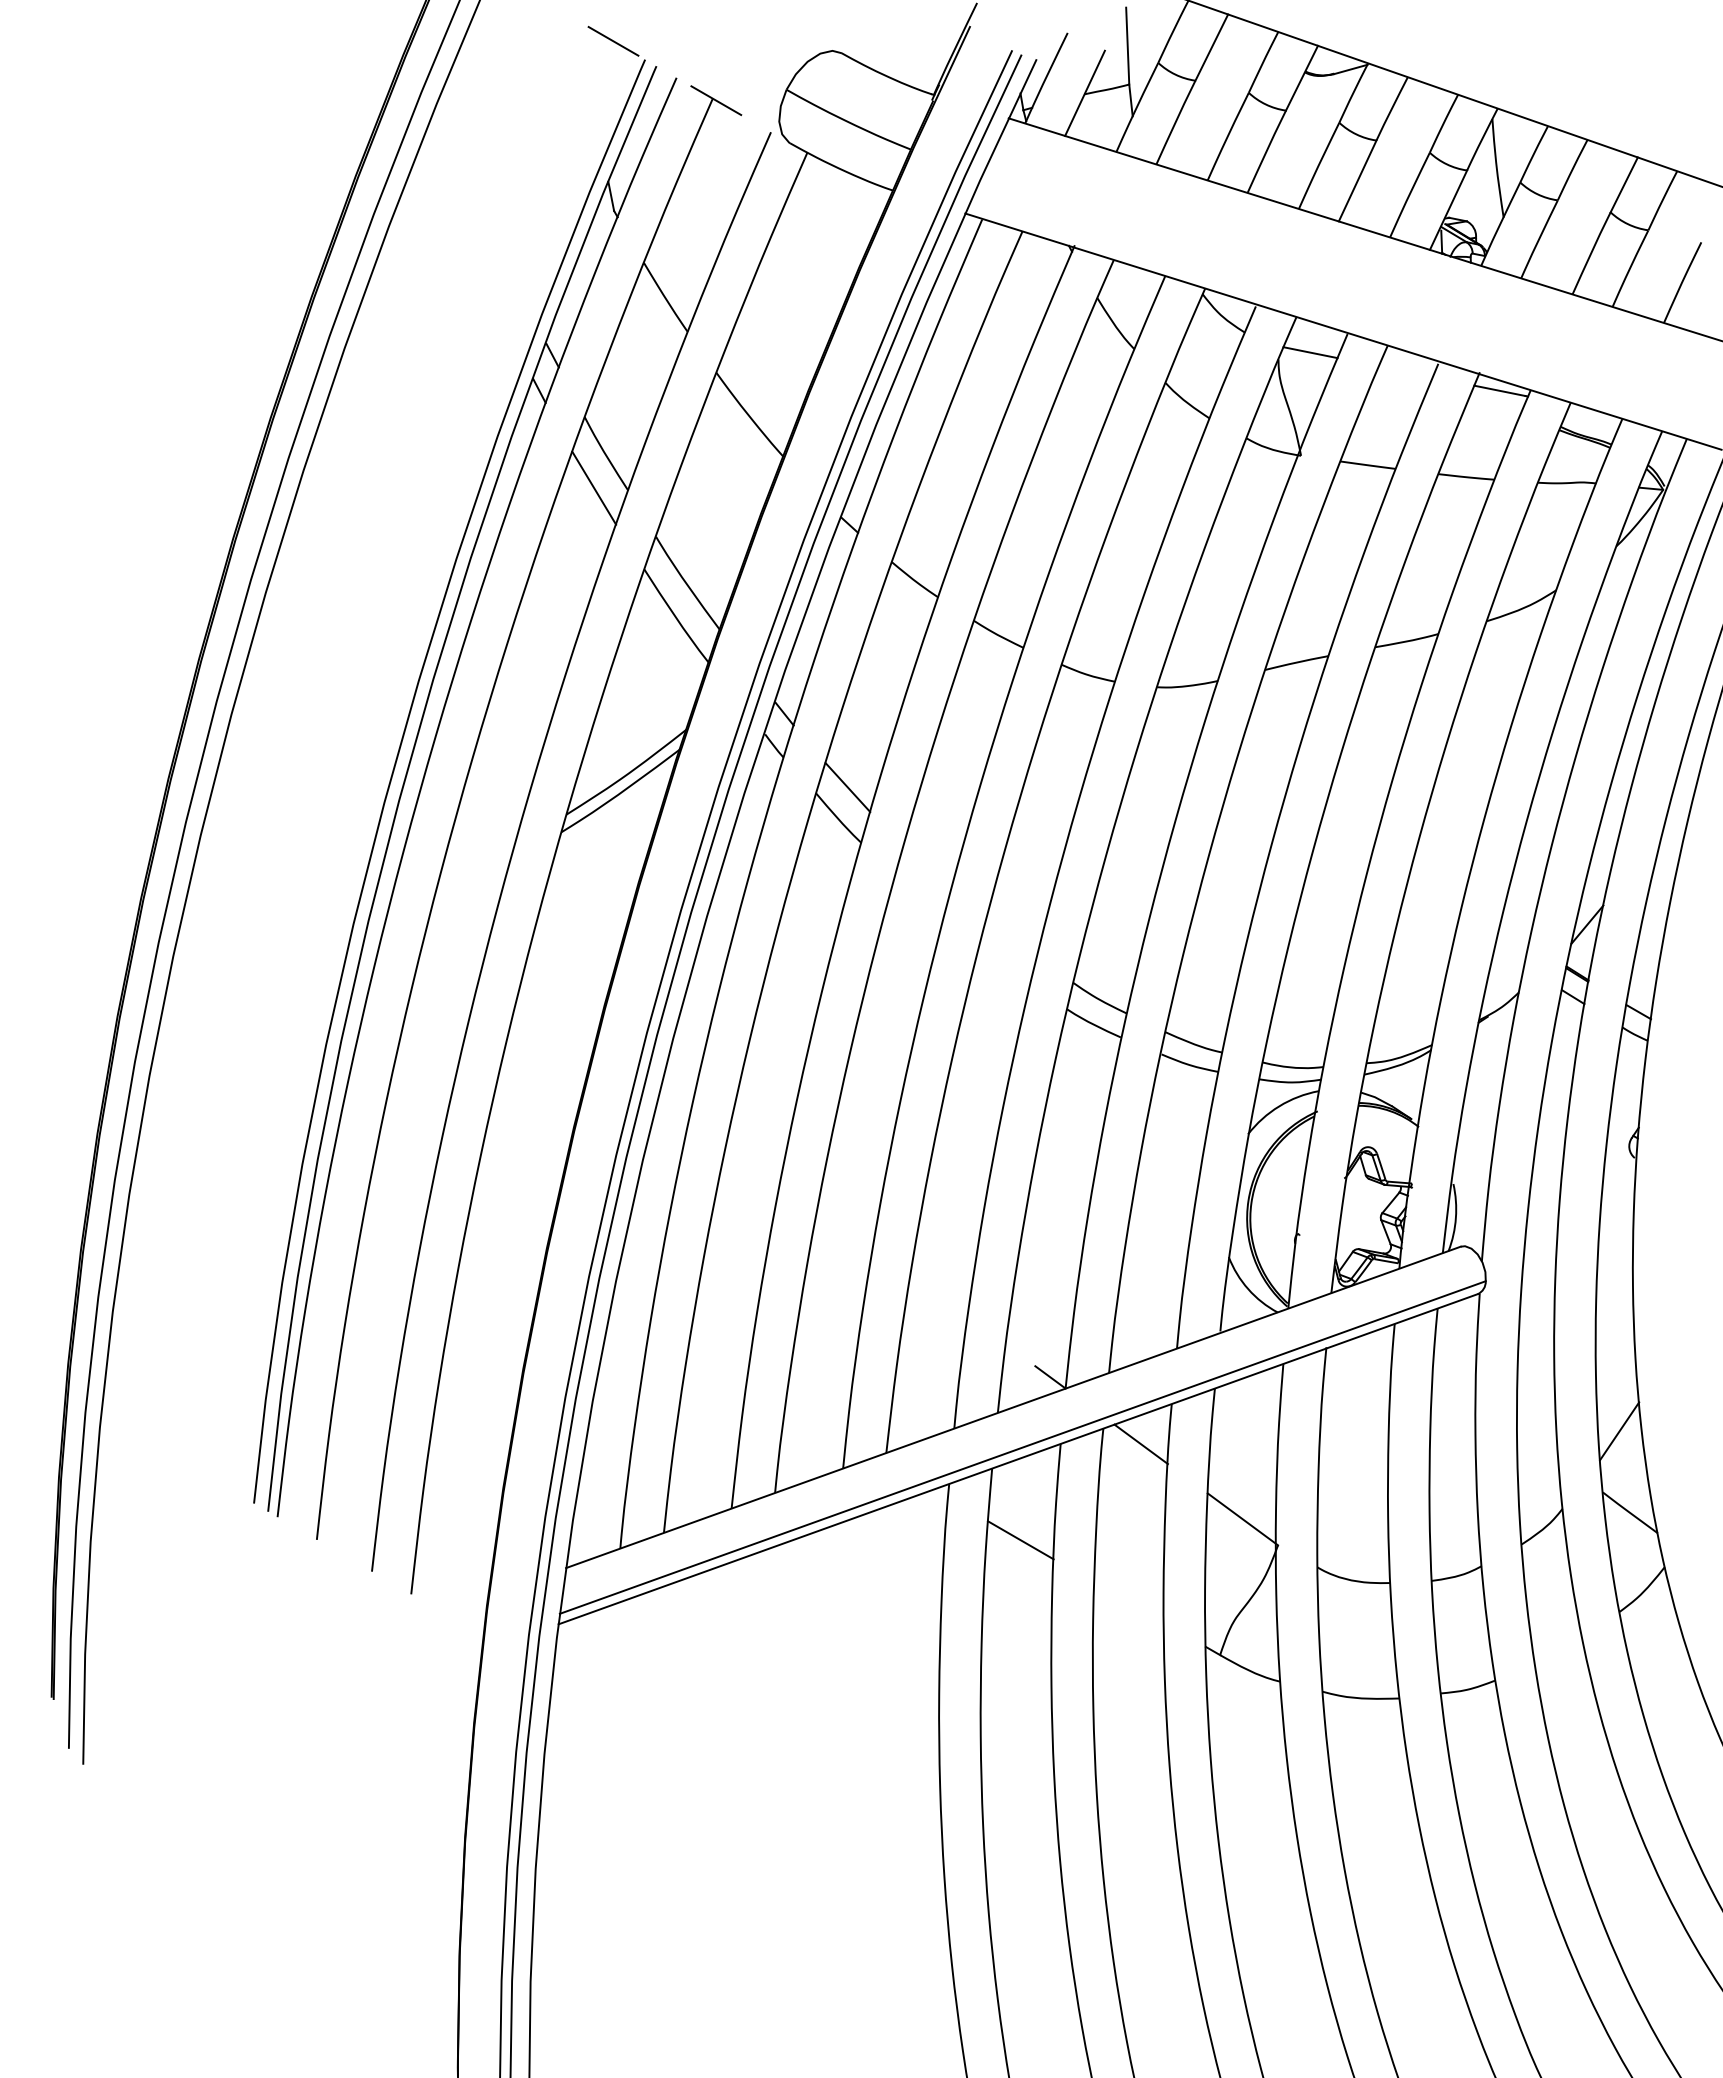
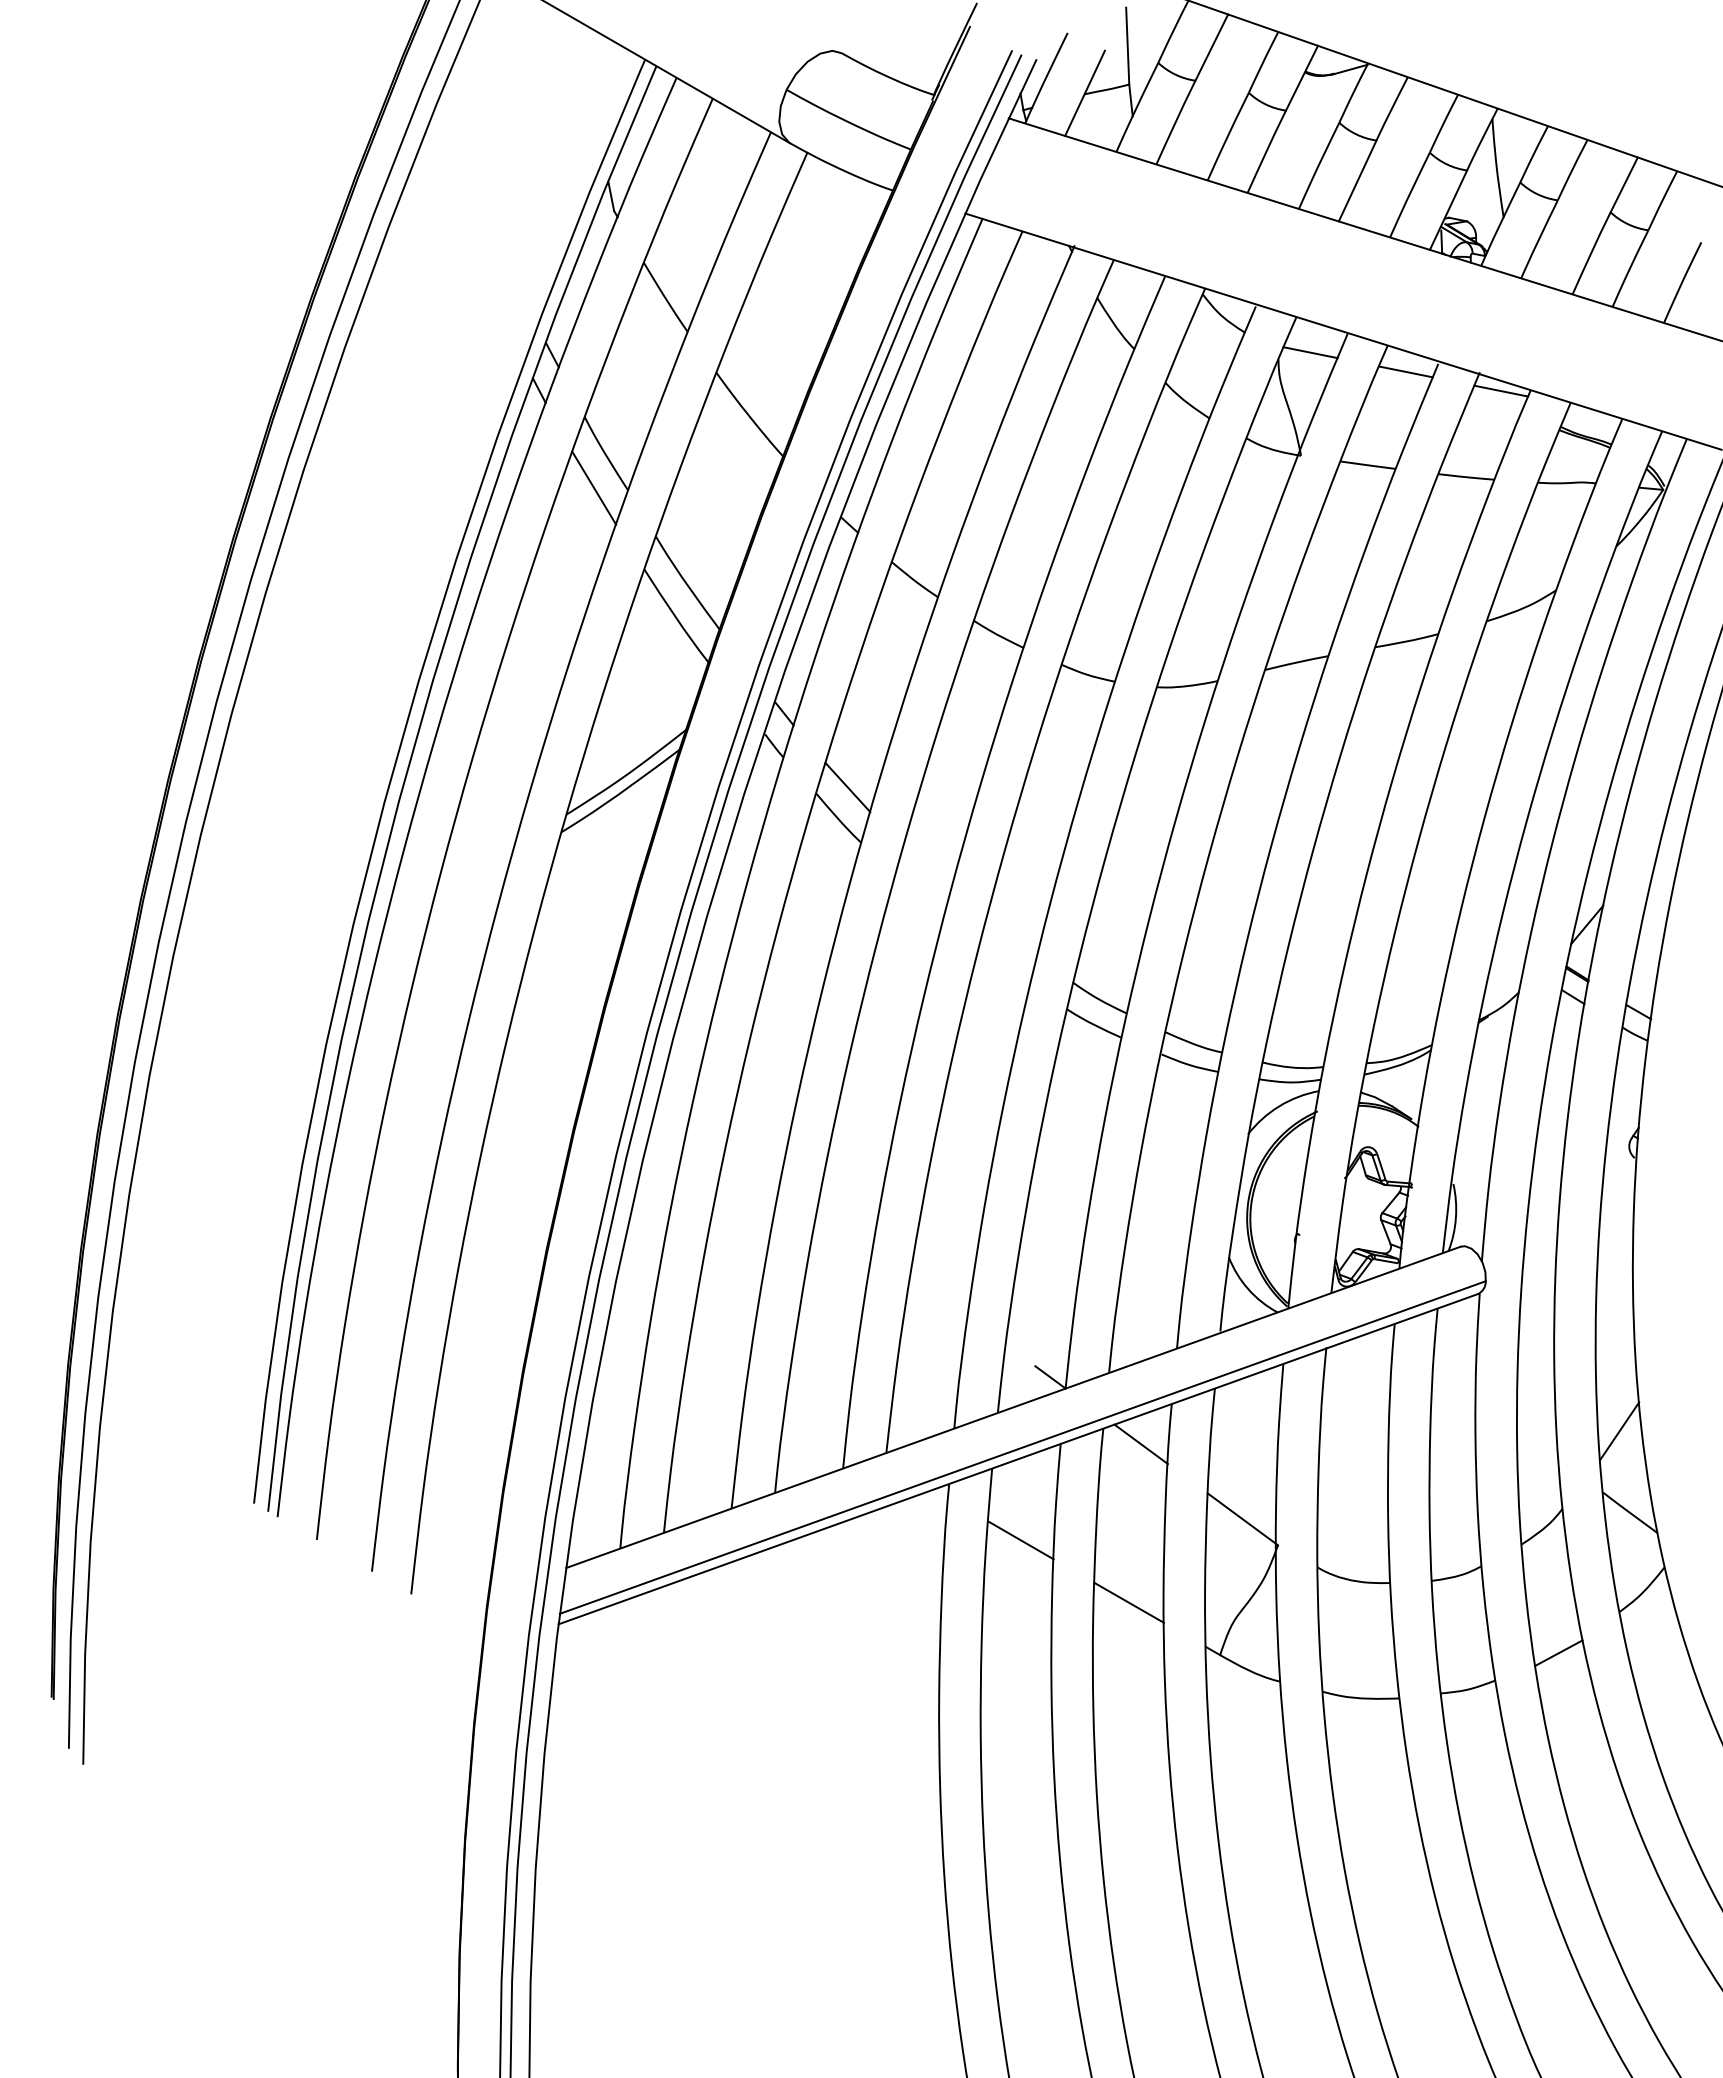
line: dashed -> solid (666, 71)
line: none -> present (1405, 371)
line: none -> present (1129, 1602)
line: none -> present (1558, 1652)
